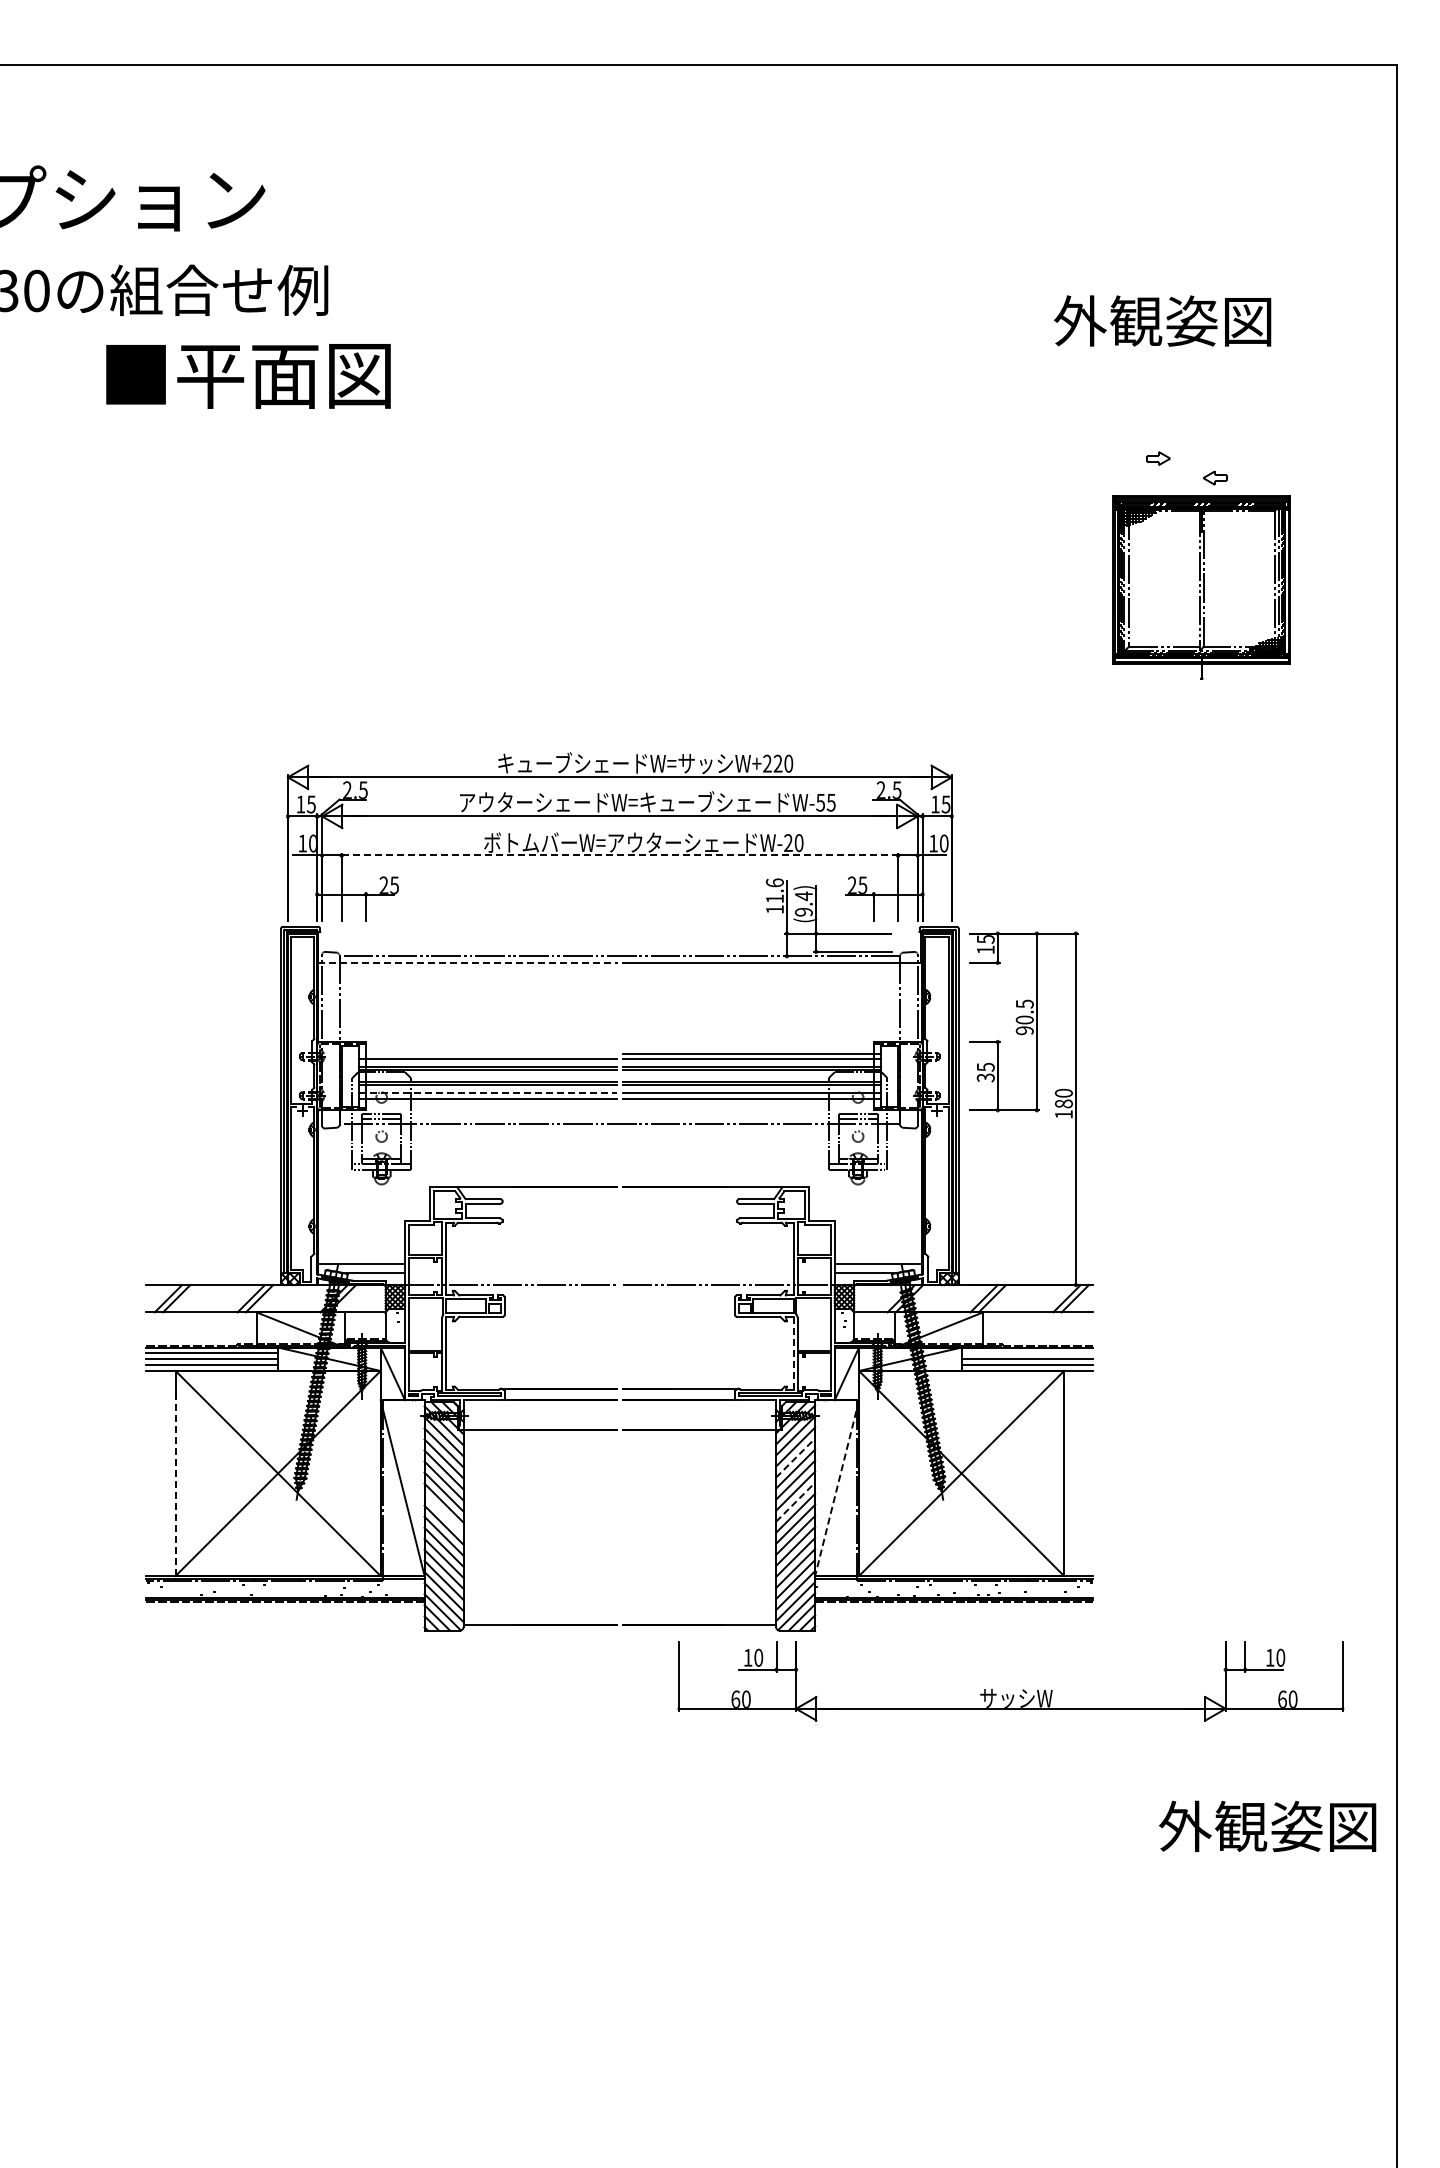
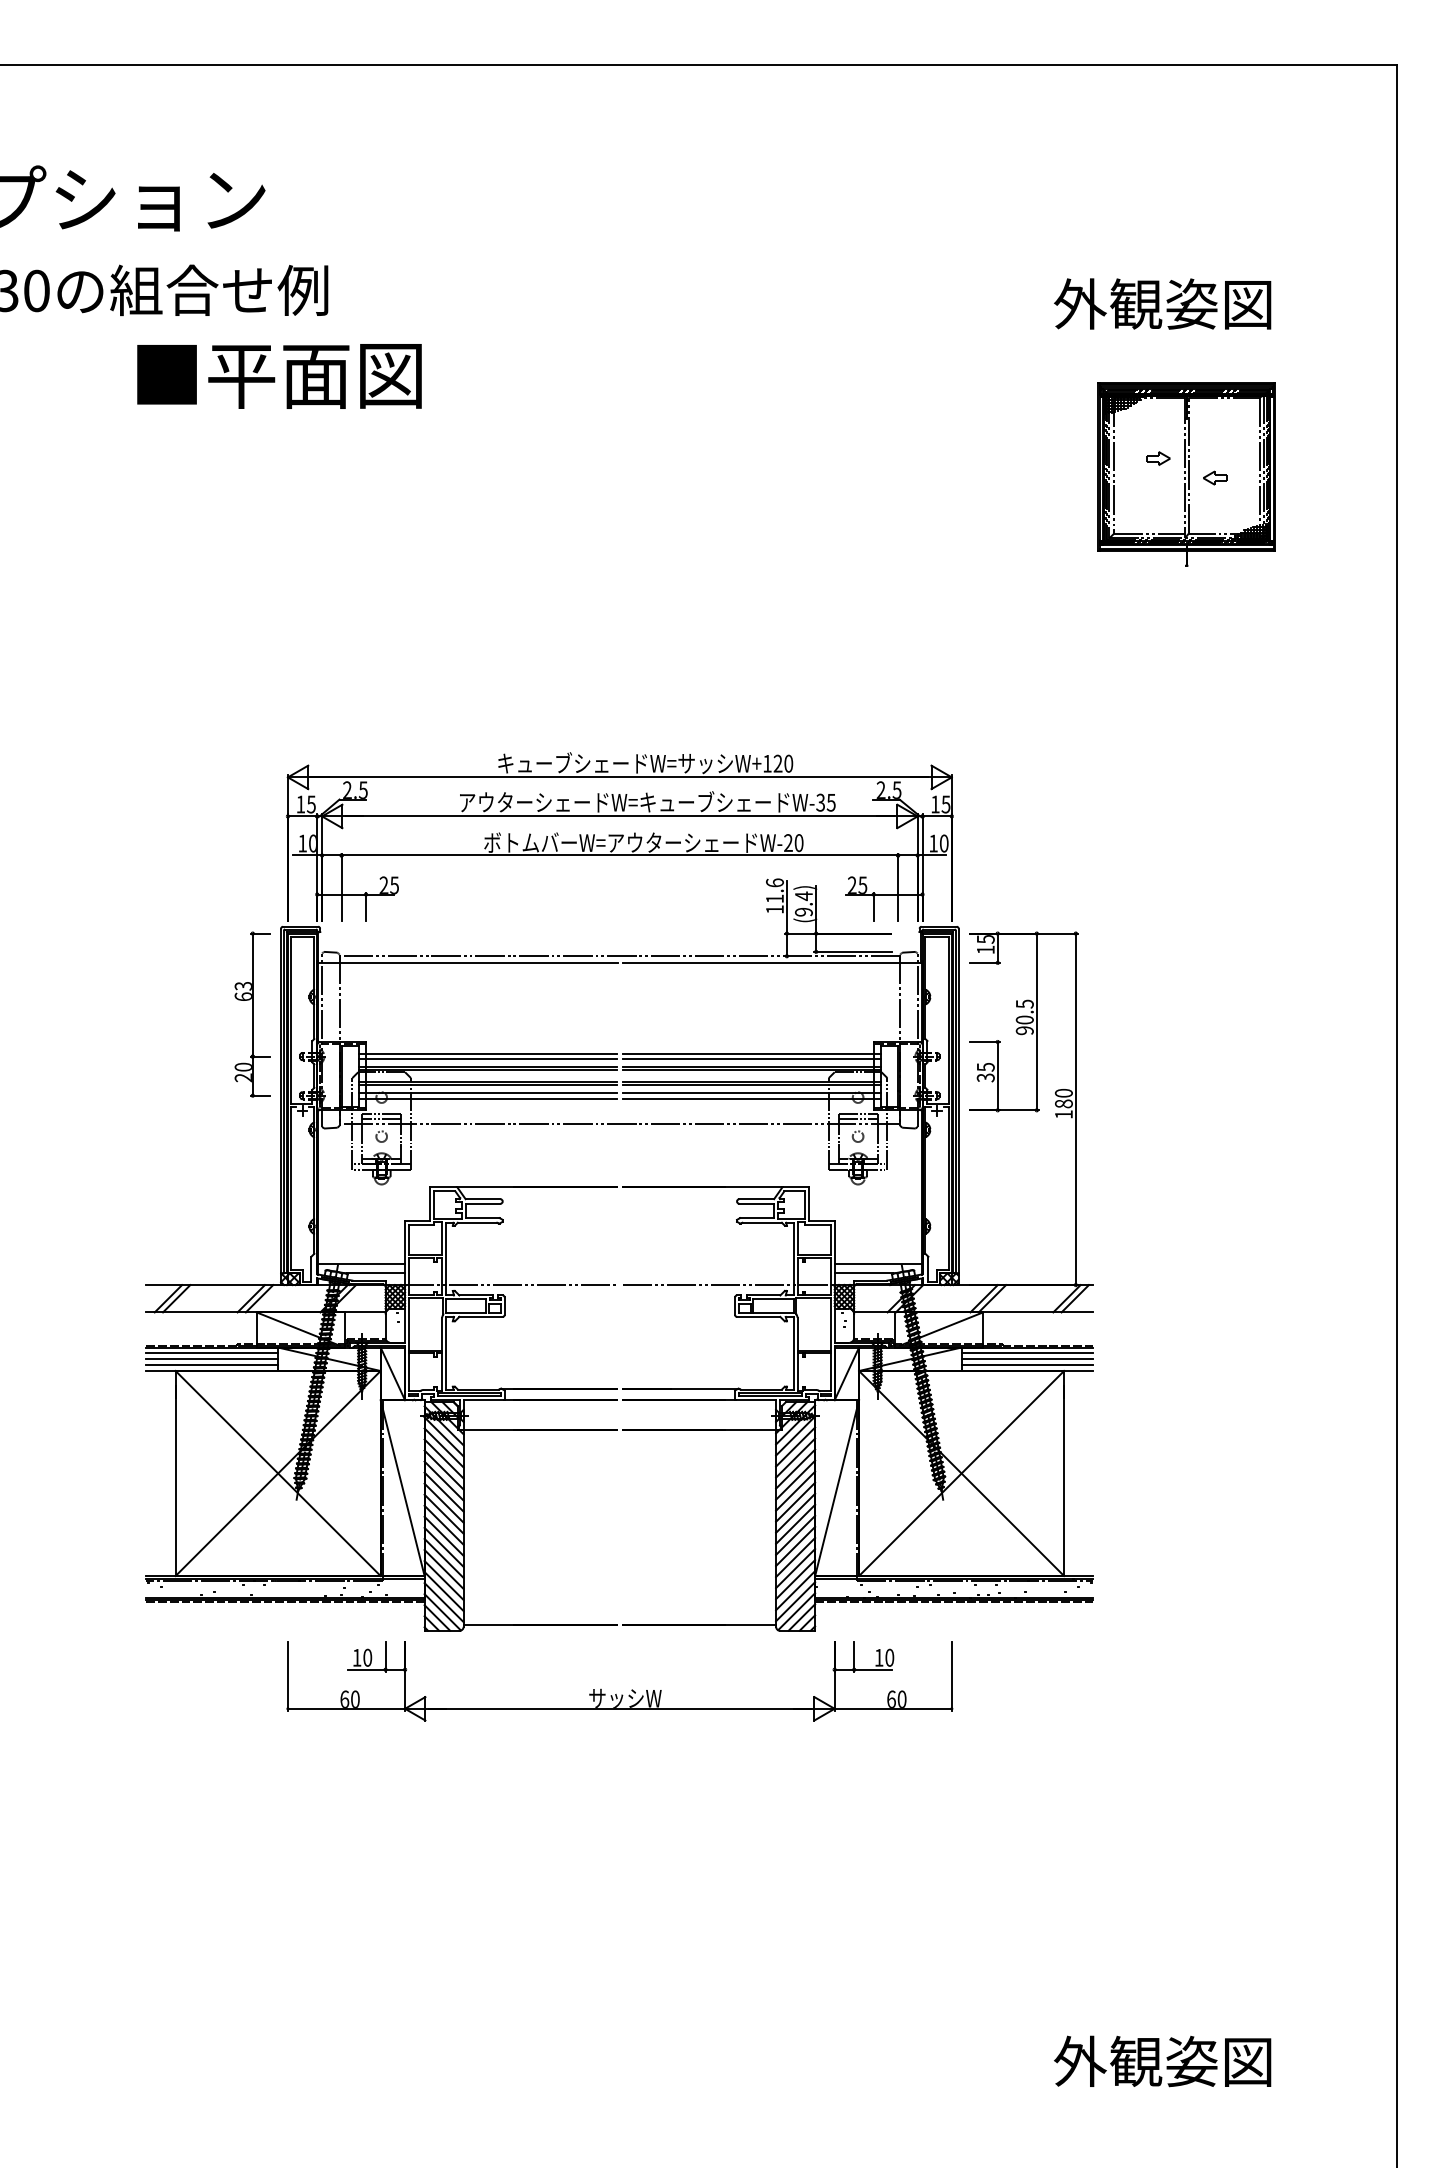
text position: (1162, 320) -> (1162, 303) (1162, 303)
text position: (248, 376) -> (279, 376) (279, 376)
part position: (1201, 587) -> (1186, 474) (1186, 474)
text: W+220 -> W+120 (767, 763)
text: W-55 -> W-35 (820, 802)
line: dashed -> solid (620, 855)
line: dashed -> solid (468, 962)
part: none -> present (252, 1014)
line: none -> present (487, 1053)
line: dashed -> solid (488, 1092)
line: dashed -> solid (793, 1353)
line: none -> present (1027, 1353)
line: dashed -> solid (795, 1458)
line: dashed -> solid (175, 1480)
line: dashed -> solid (837, 1488)
line: dashed -> solid (795, 1502)
line: none -> present (443, 1513)
part position: (1012, 1694) -> (621, 1694) (621, 1694)
text position: (1267, 1826) -> (1162, 2061) (1162, 2061)
